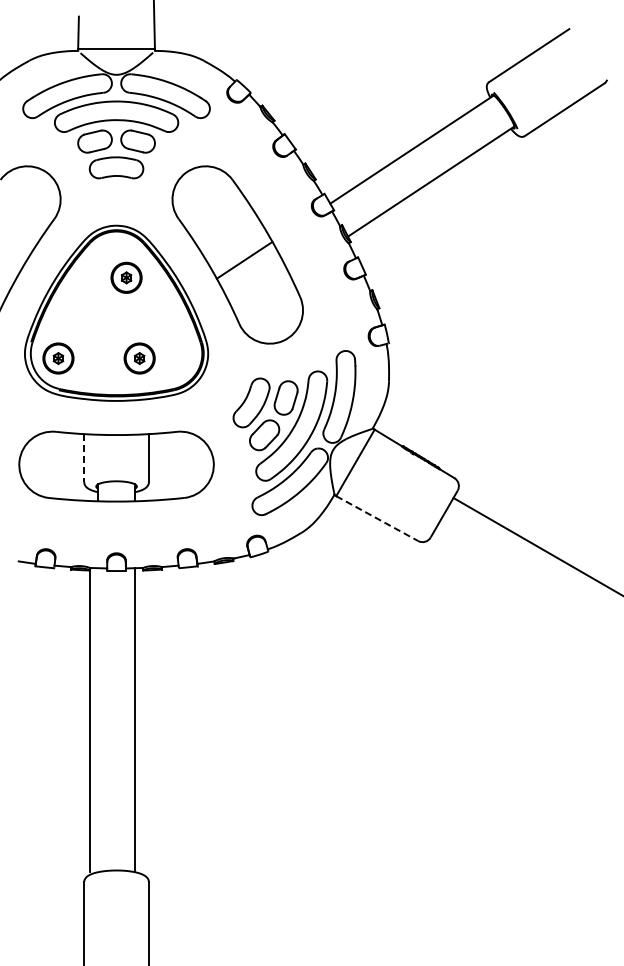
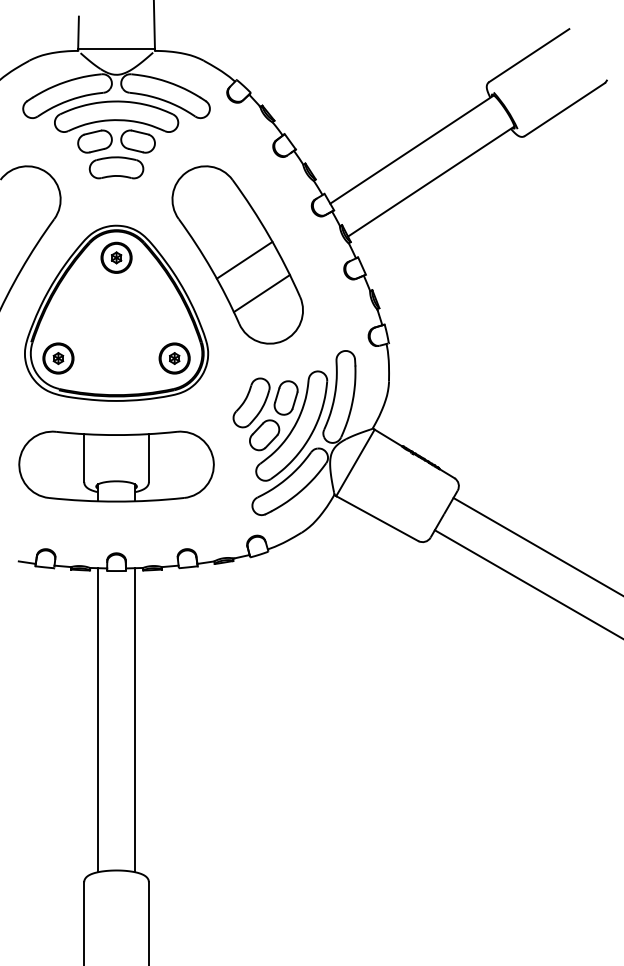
part position: (126, 277) -> (116, 257) (116, 257)
line: none -> present (261, 293)
part position: (139, 358) -> (174, 358) (174, 358)
line: dashed -> solid (84, 458)
line: dashed -> solid (377, 518)
line: none -> present (527, 583)
line position: (89, 720) -> (97, 720) (97, 720)
